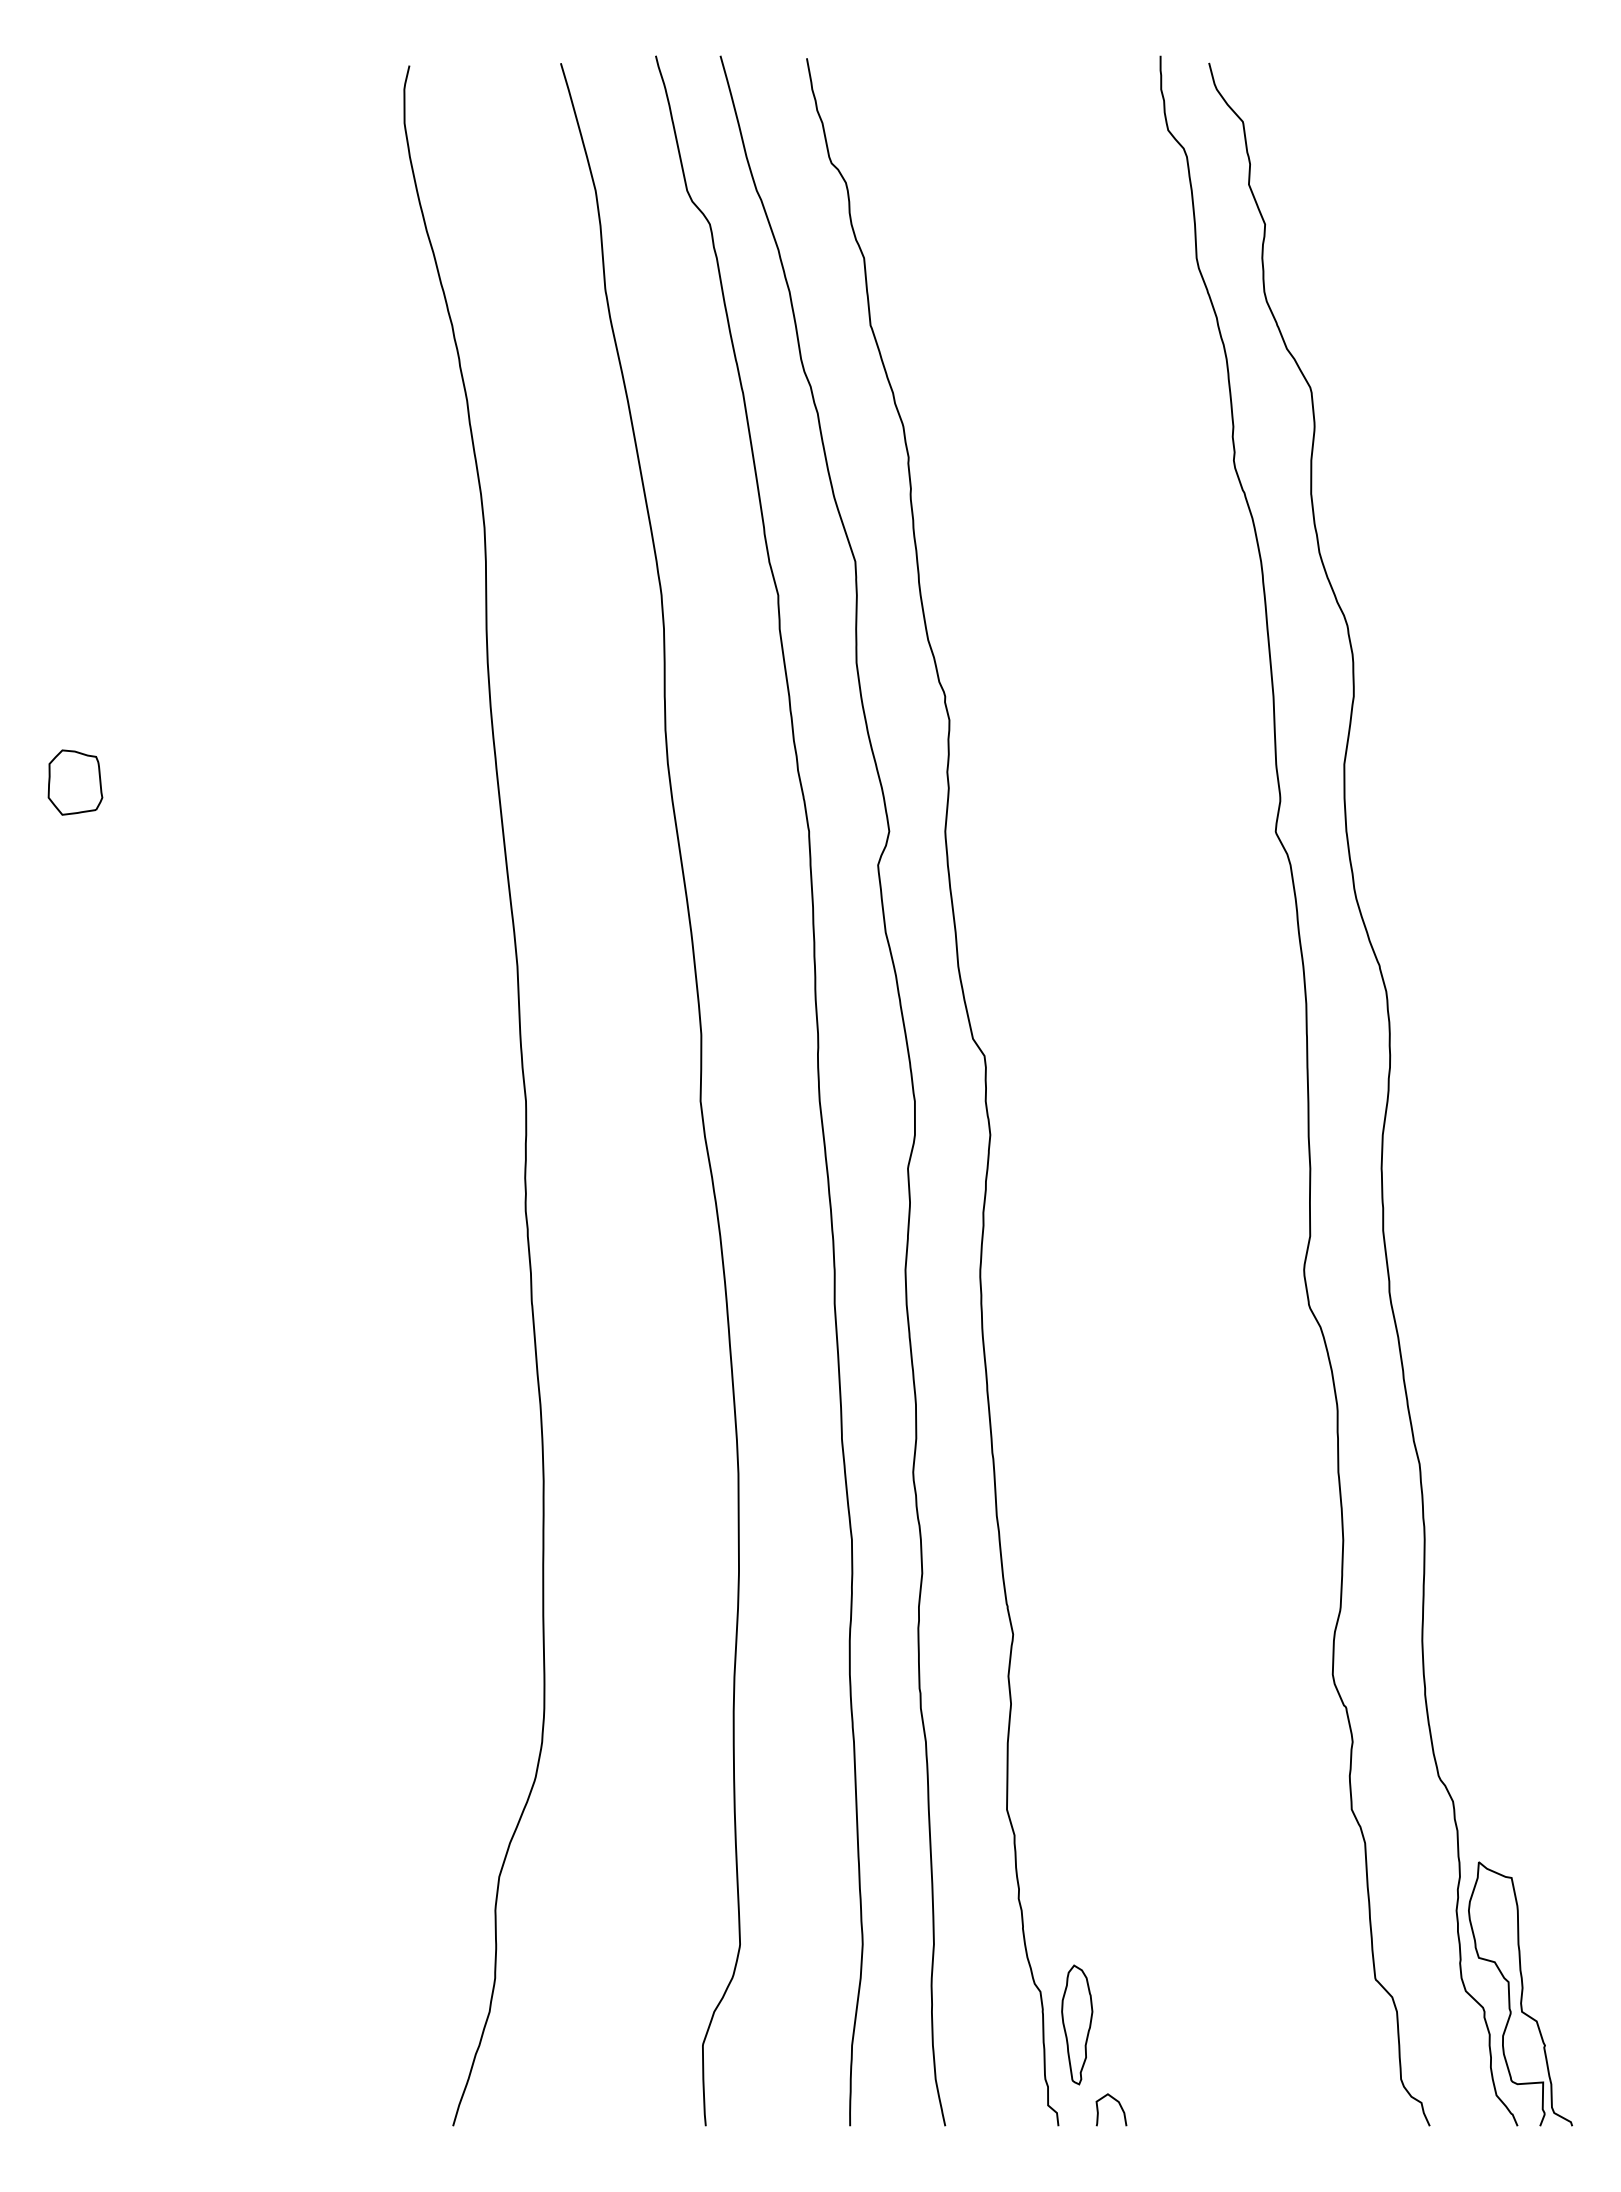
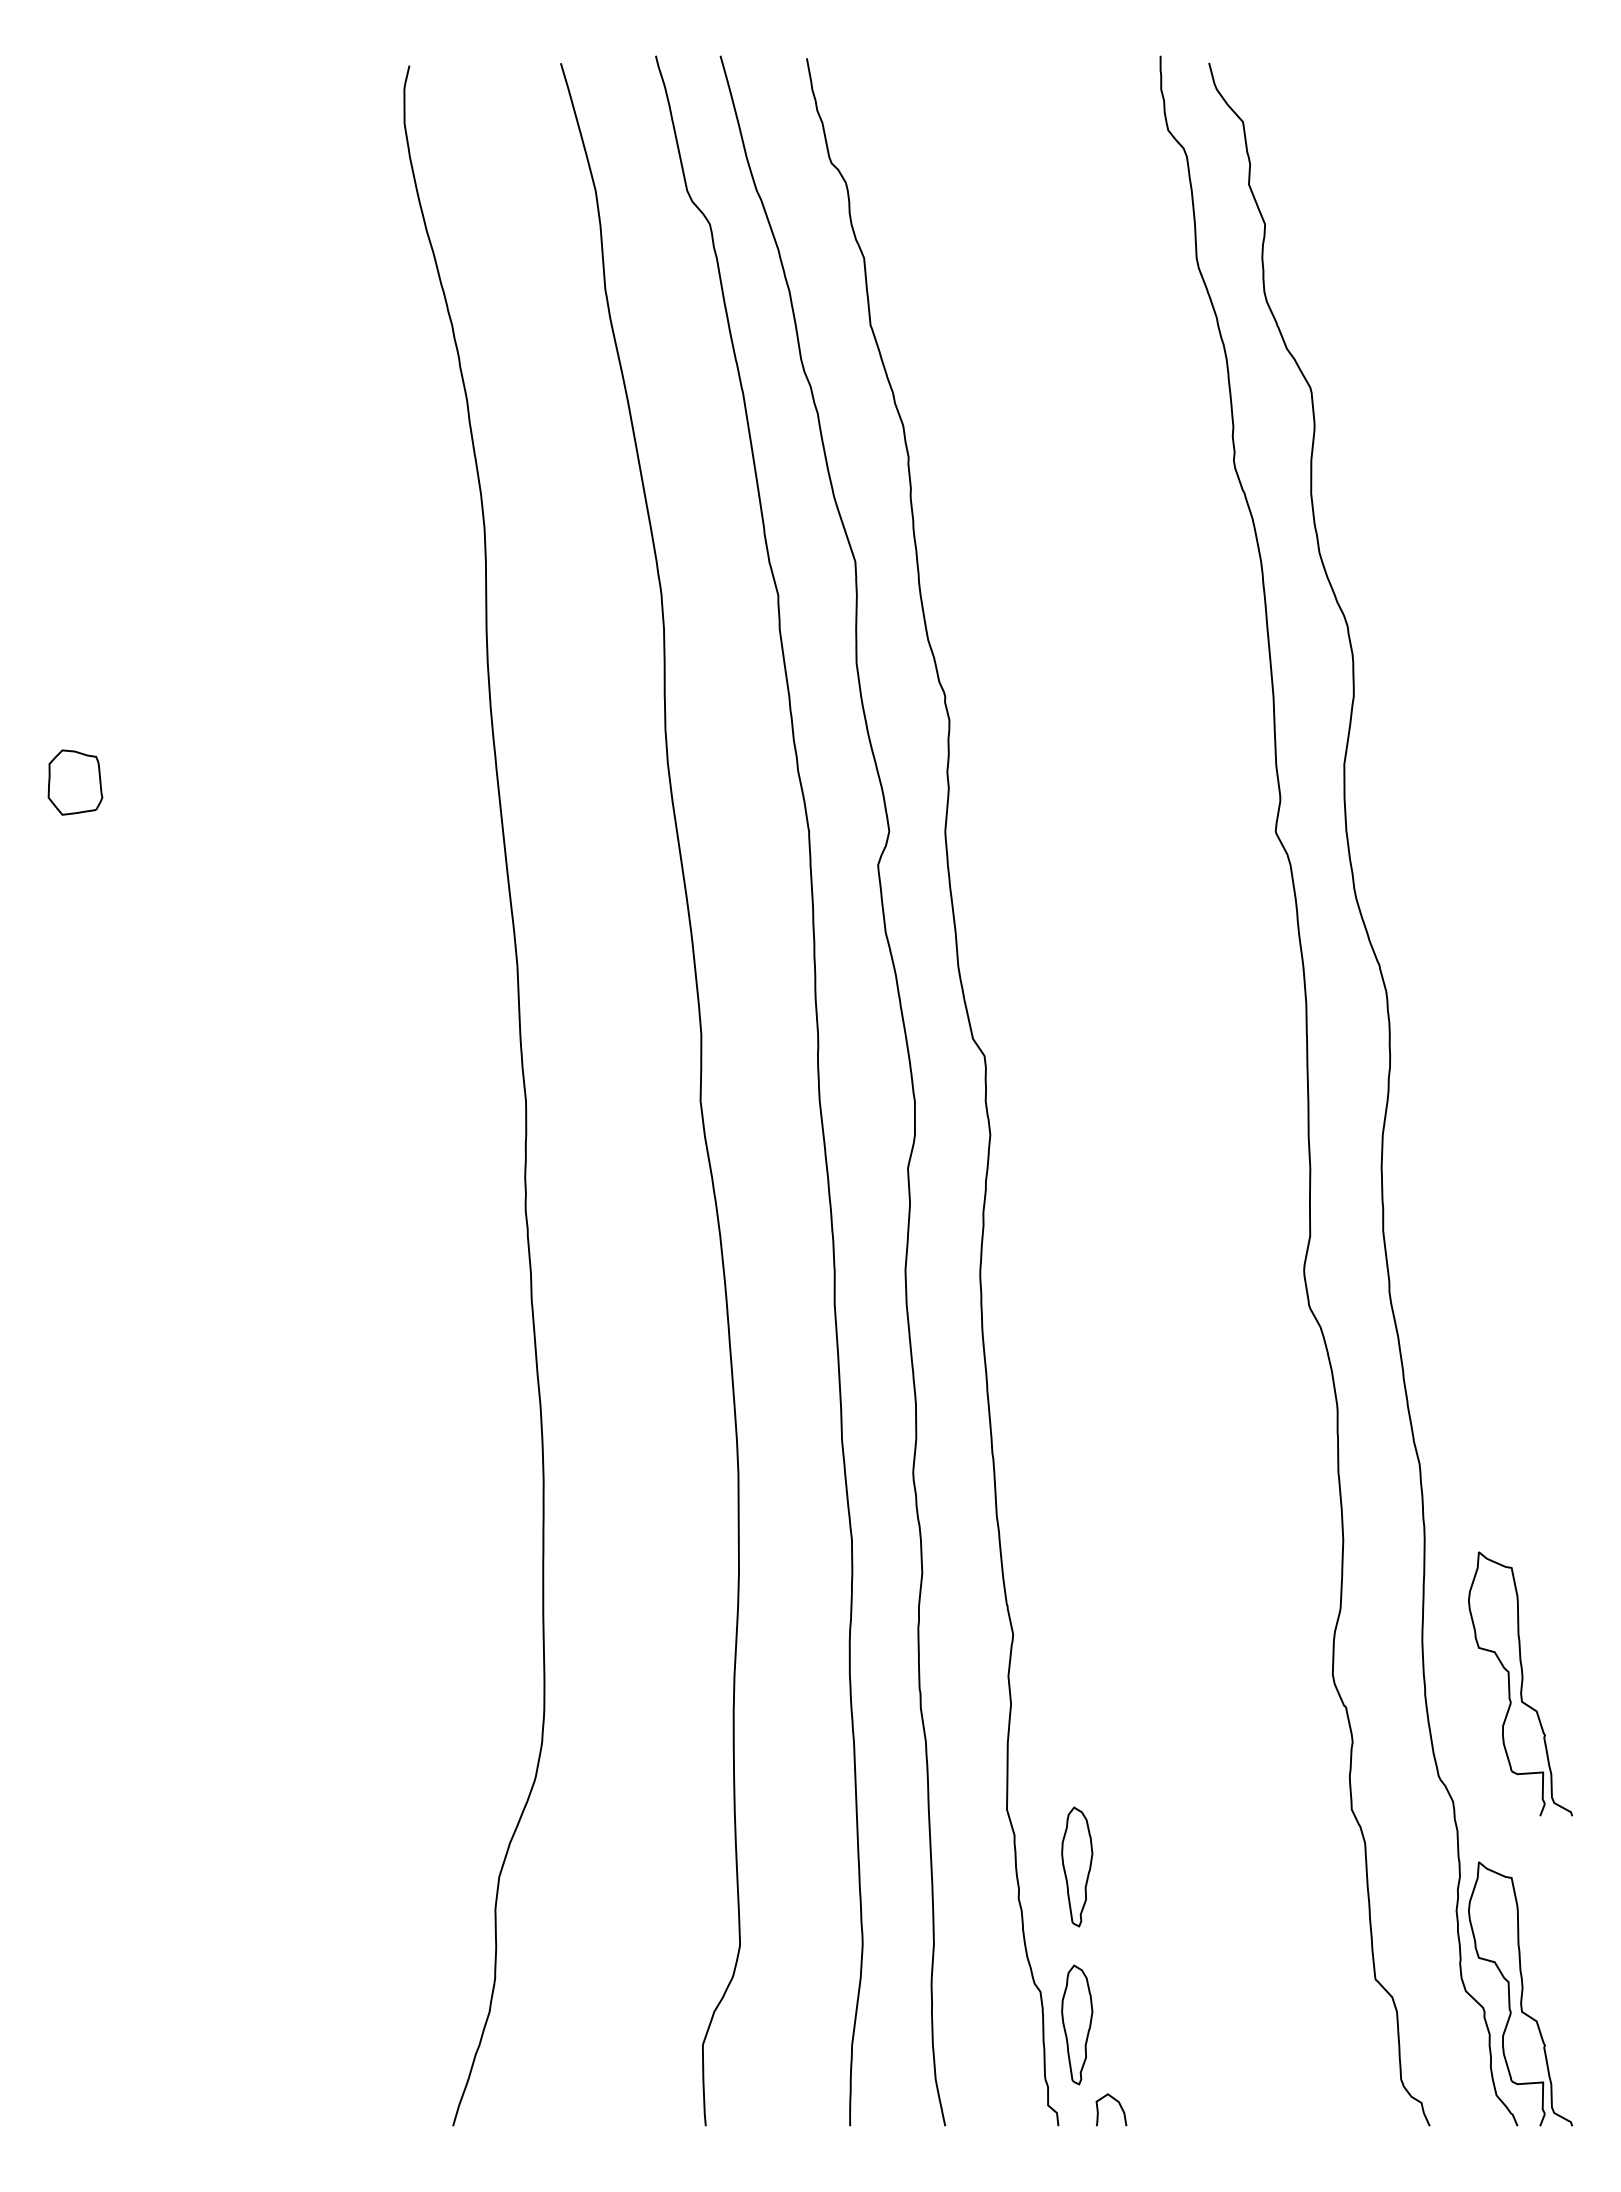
curve: none -> present (1521, 1683)
part: none -> present (1077, 1866)
